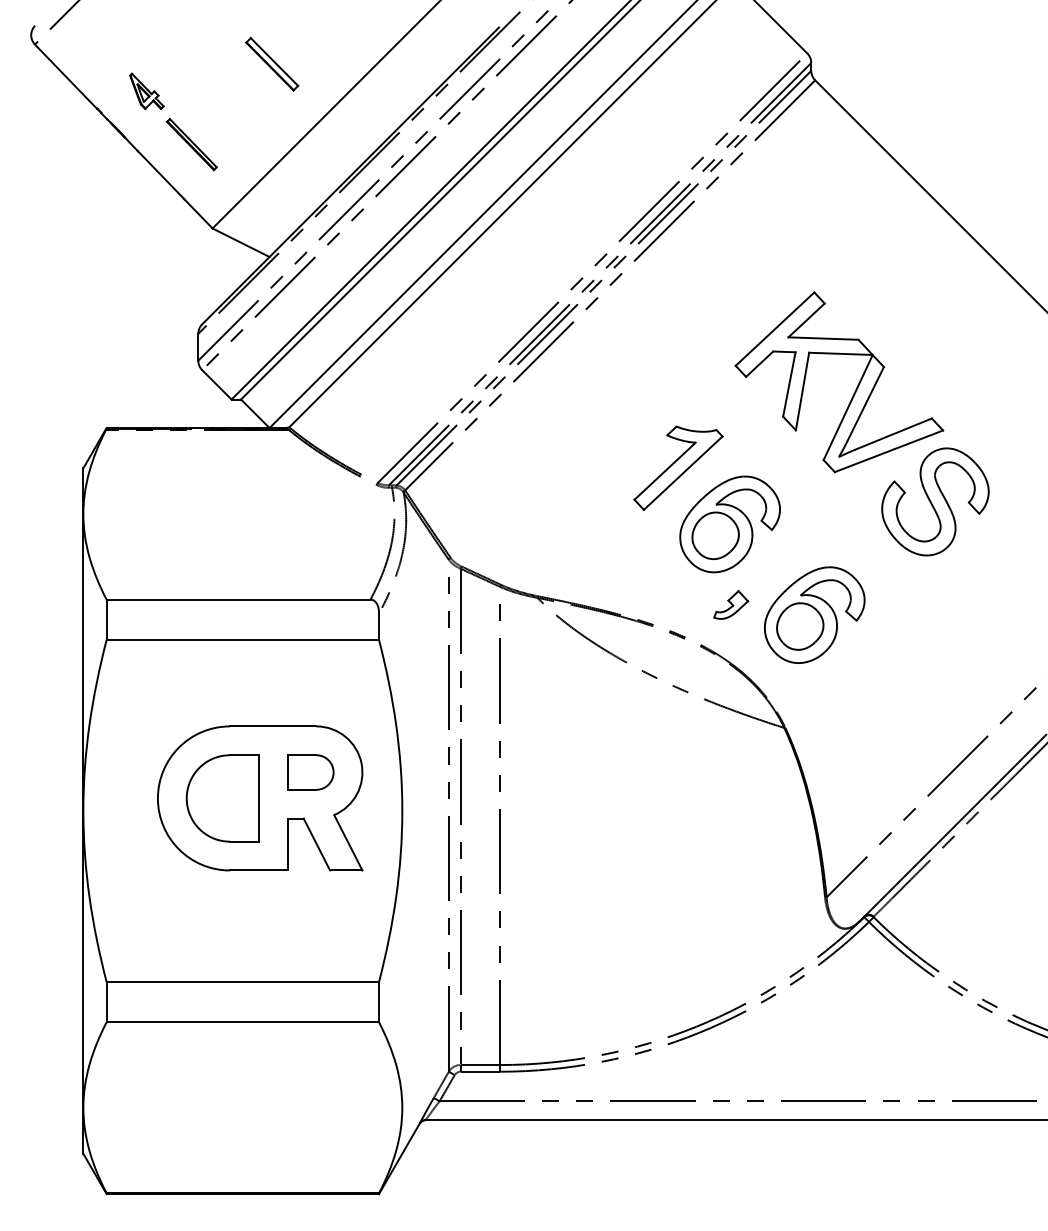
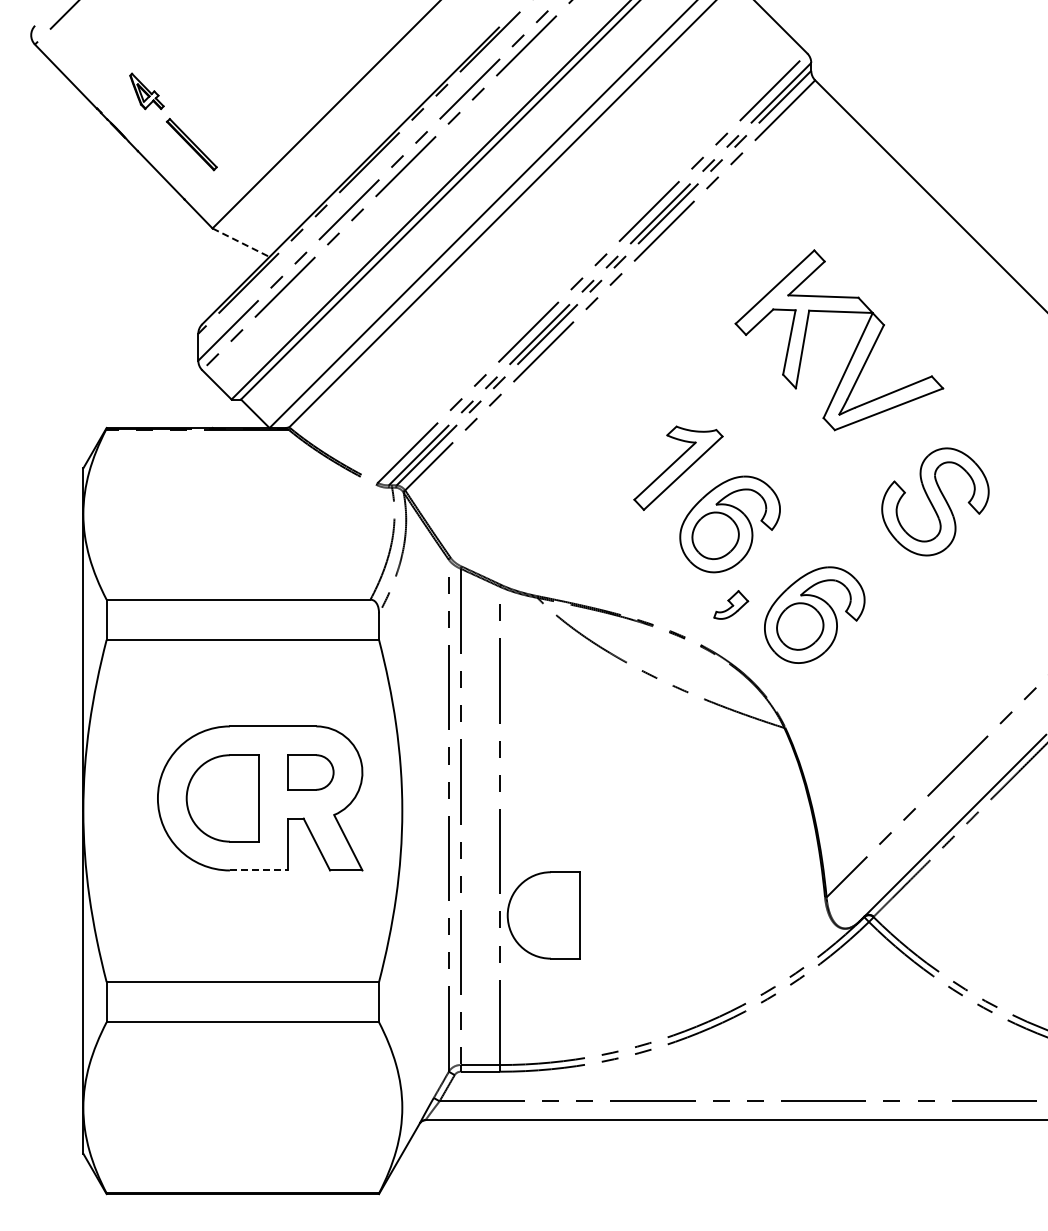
part: present -> none (272, 64)
line: solid -> dashed (241, 242)
part position: (855, 389) -> (855, 347) (855, 347)
line: solid -> dashed (258, 870)
part: none -> present (543, 915)
